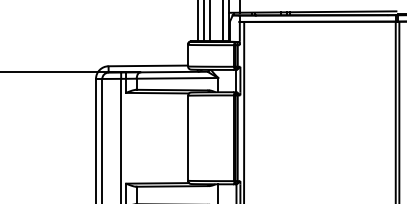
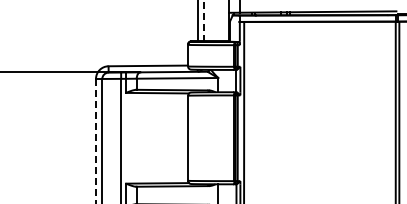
line: solid -> dashed (203, 21)
line: present -> none (210, 21)
line: present -> none (223, 21)
line: solid -> dashed (96, 141)
